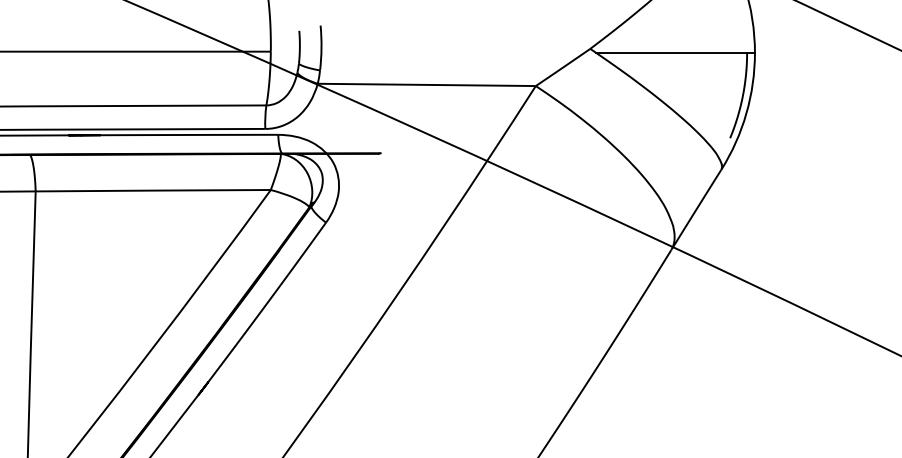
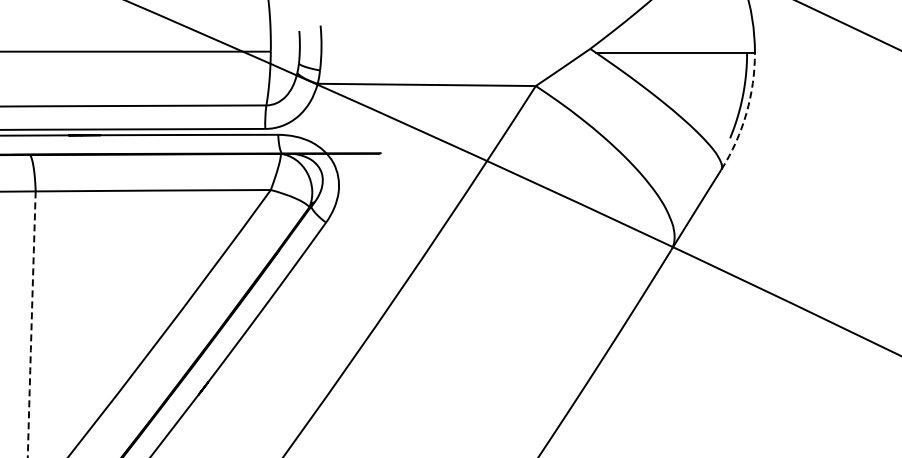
arc: solid -> dashed (746, 113)
arc: solid -> dashed (31, 324)
